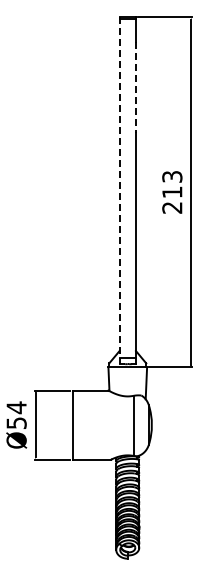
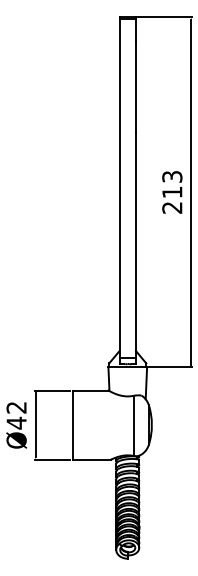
line: dashed -> solid (135, 87)
line: dashed -> solid (119, 191)
text: Ø54 -> Ø42 (16, 415)
